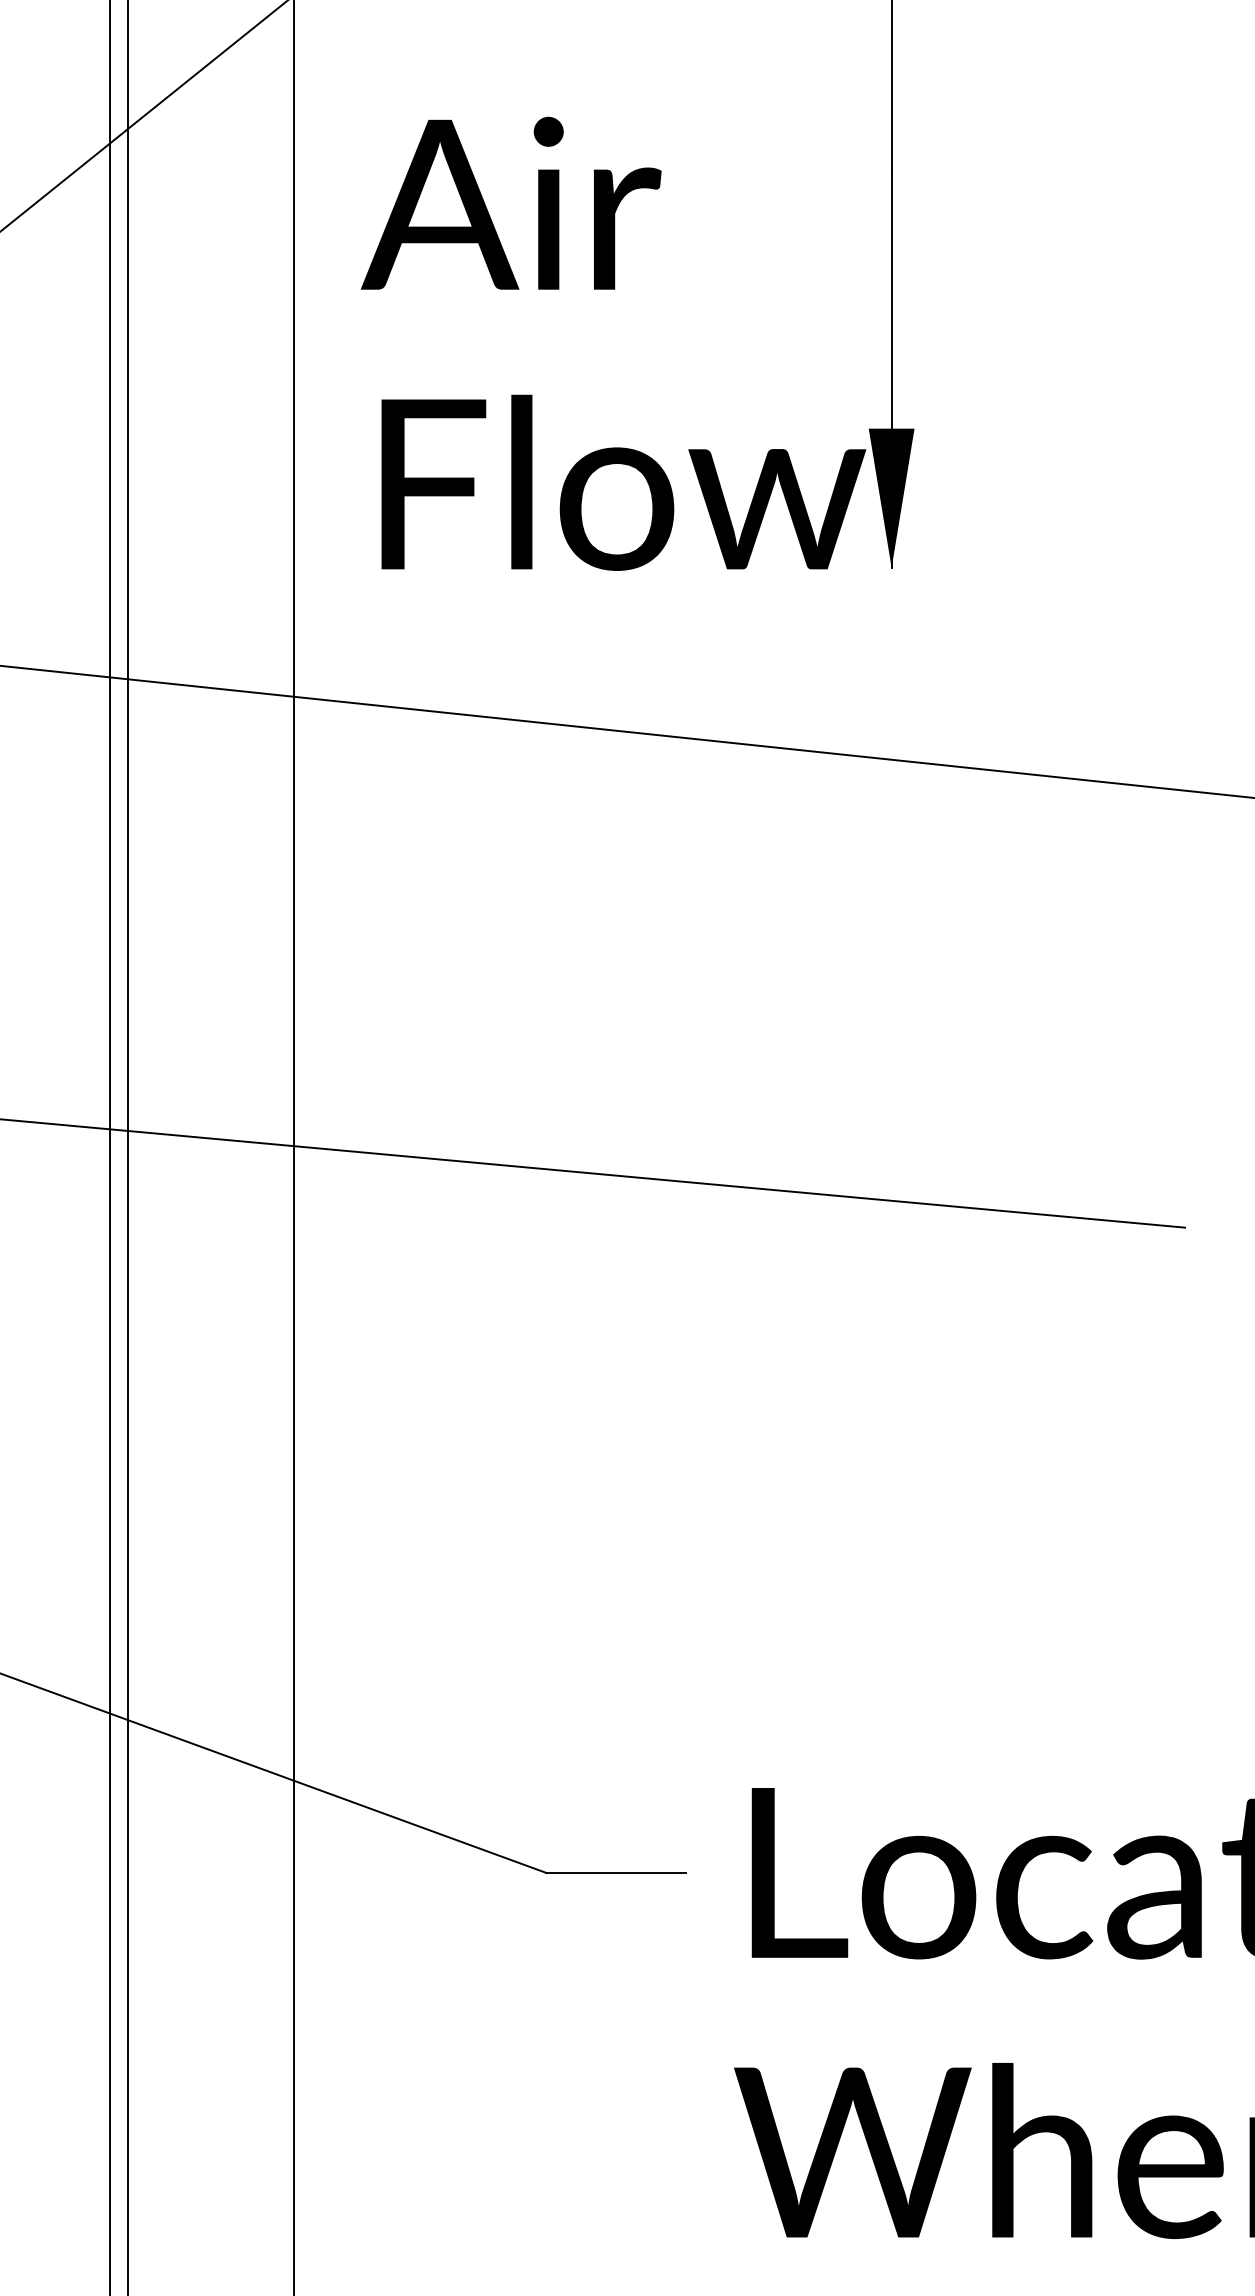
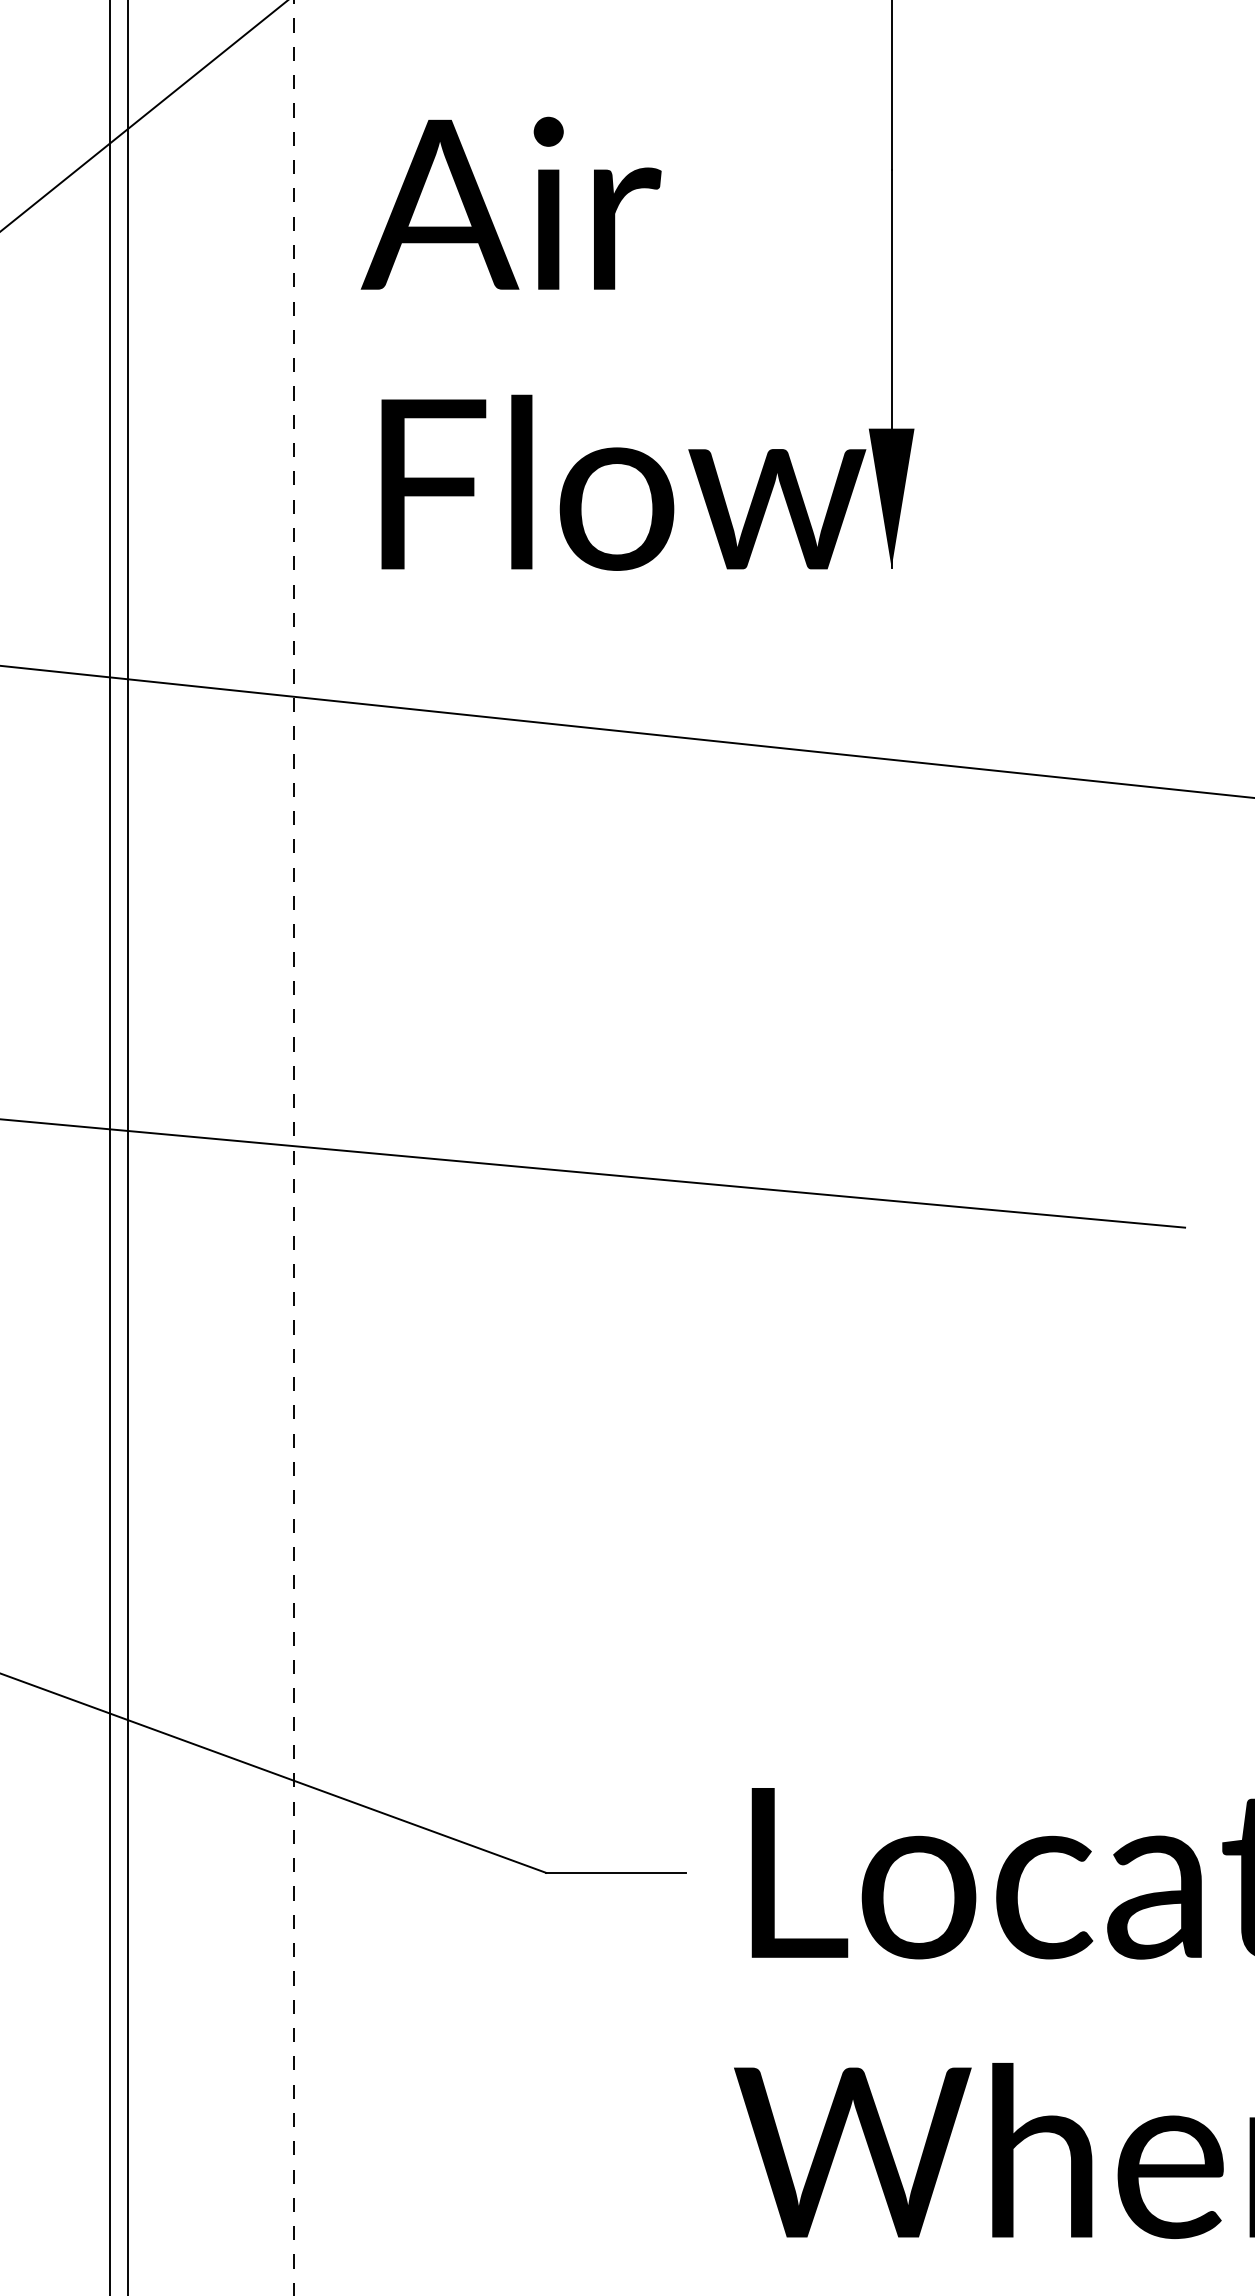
line: solid -> dashed (293, 1146)
